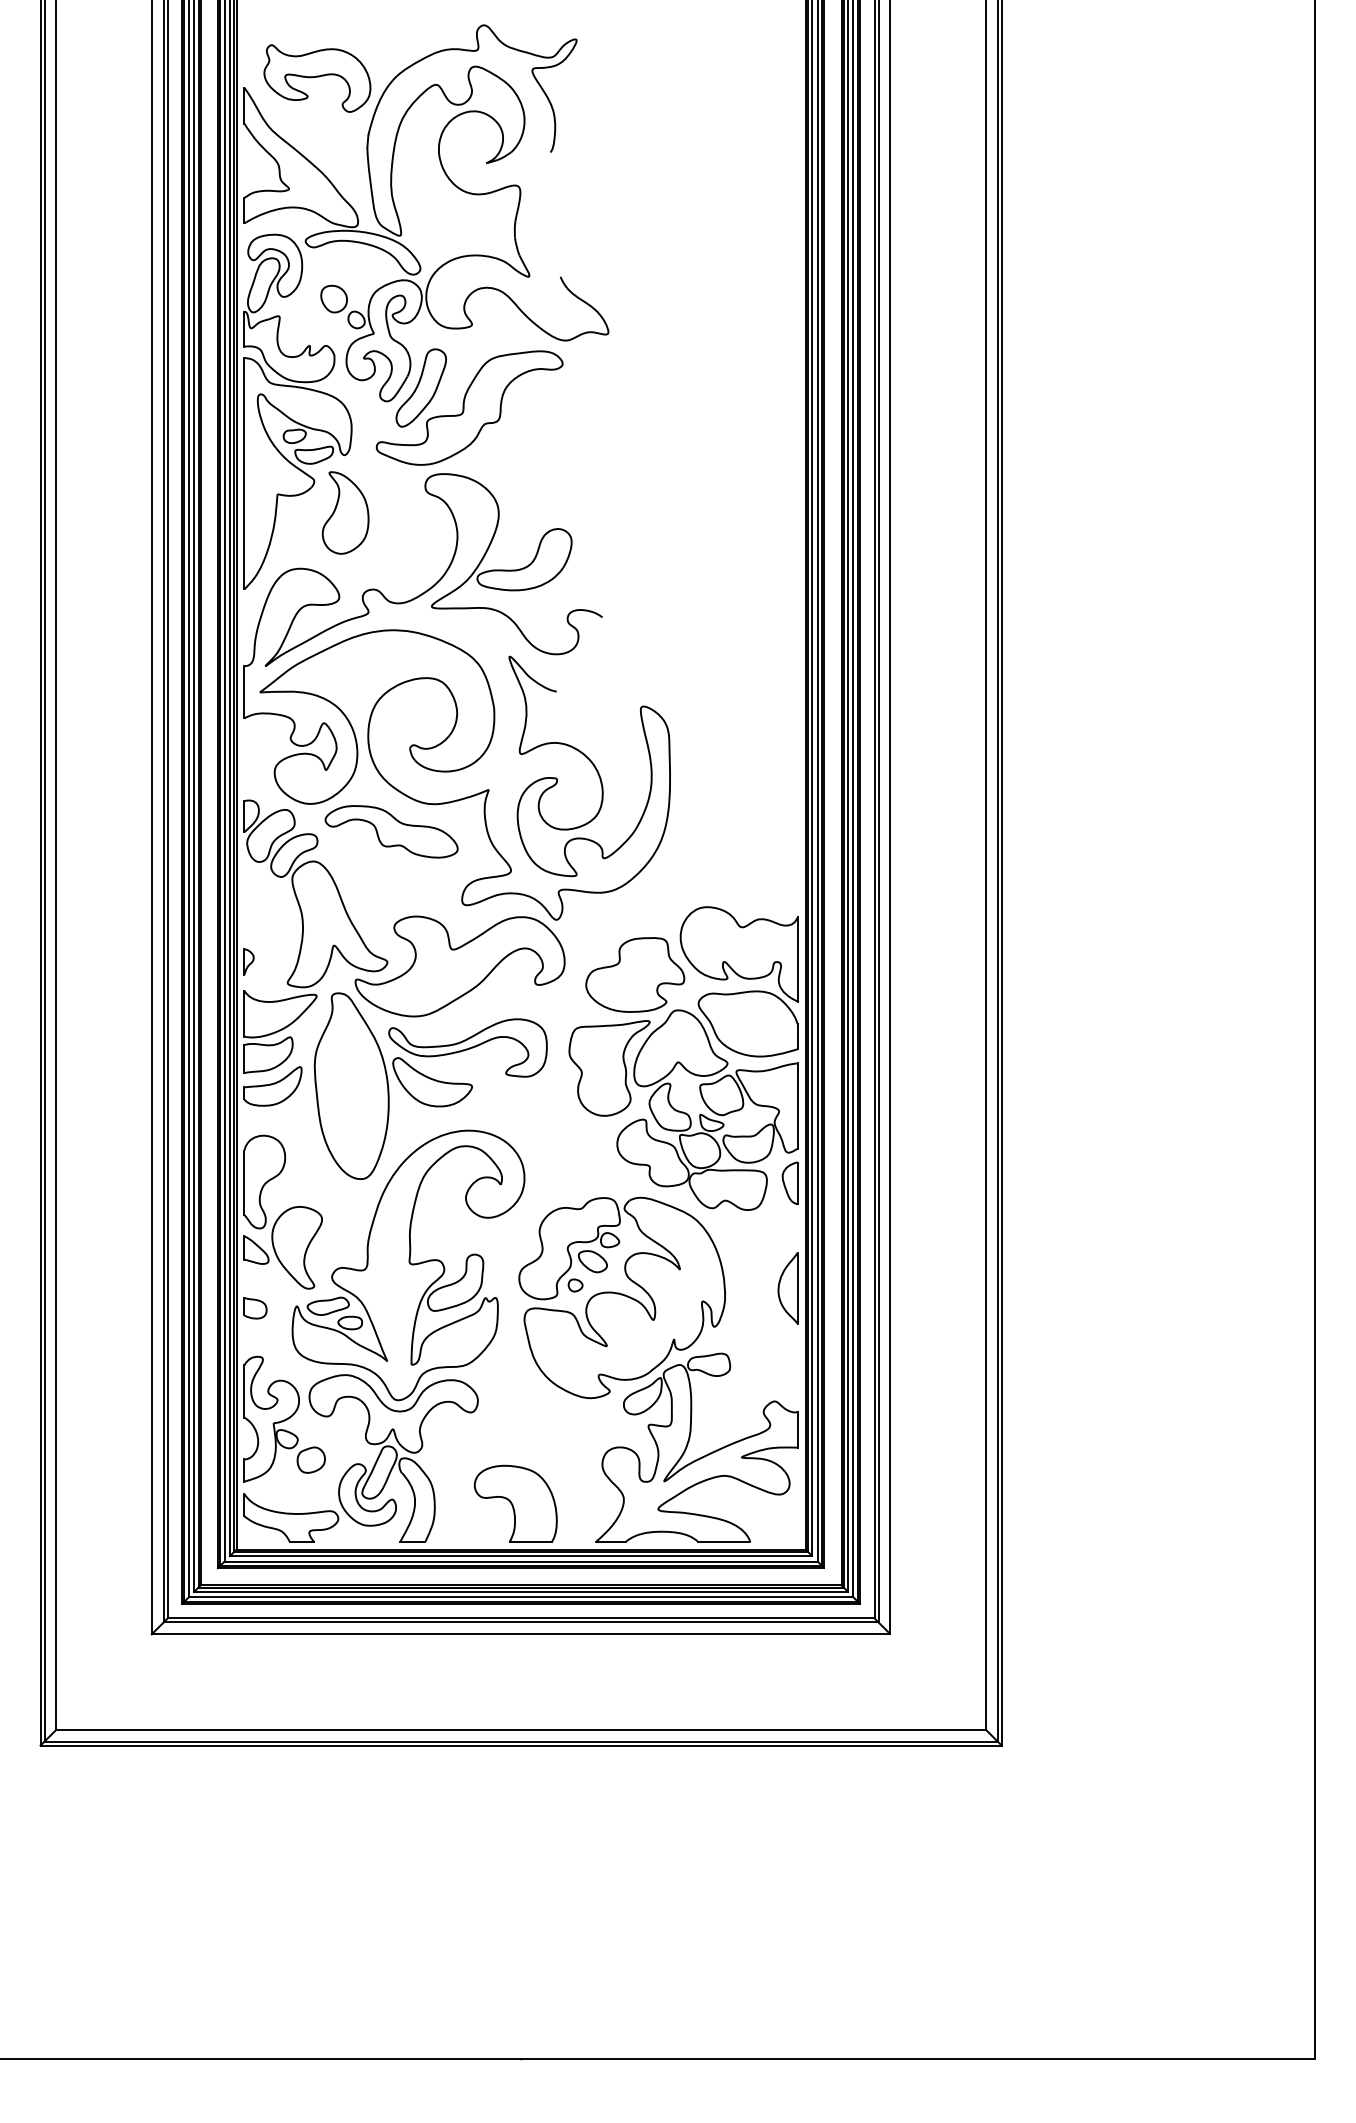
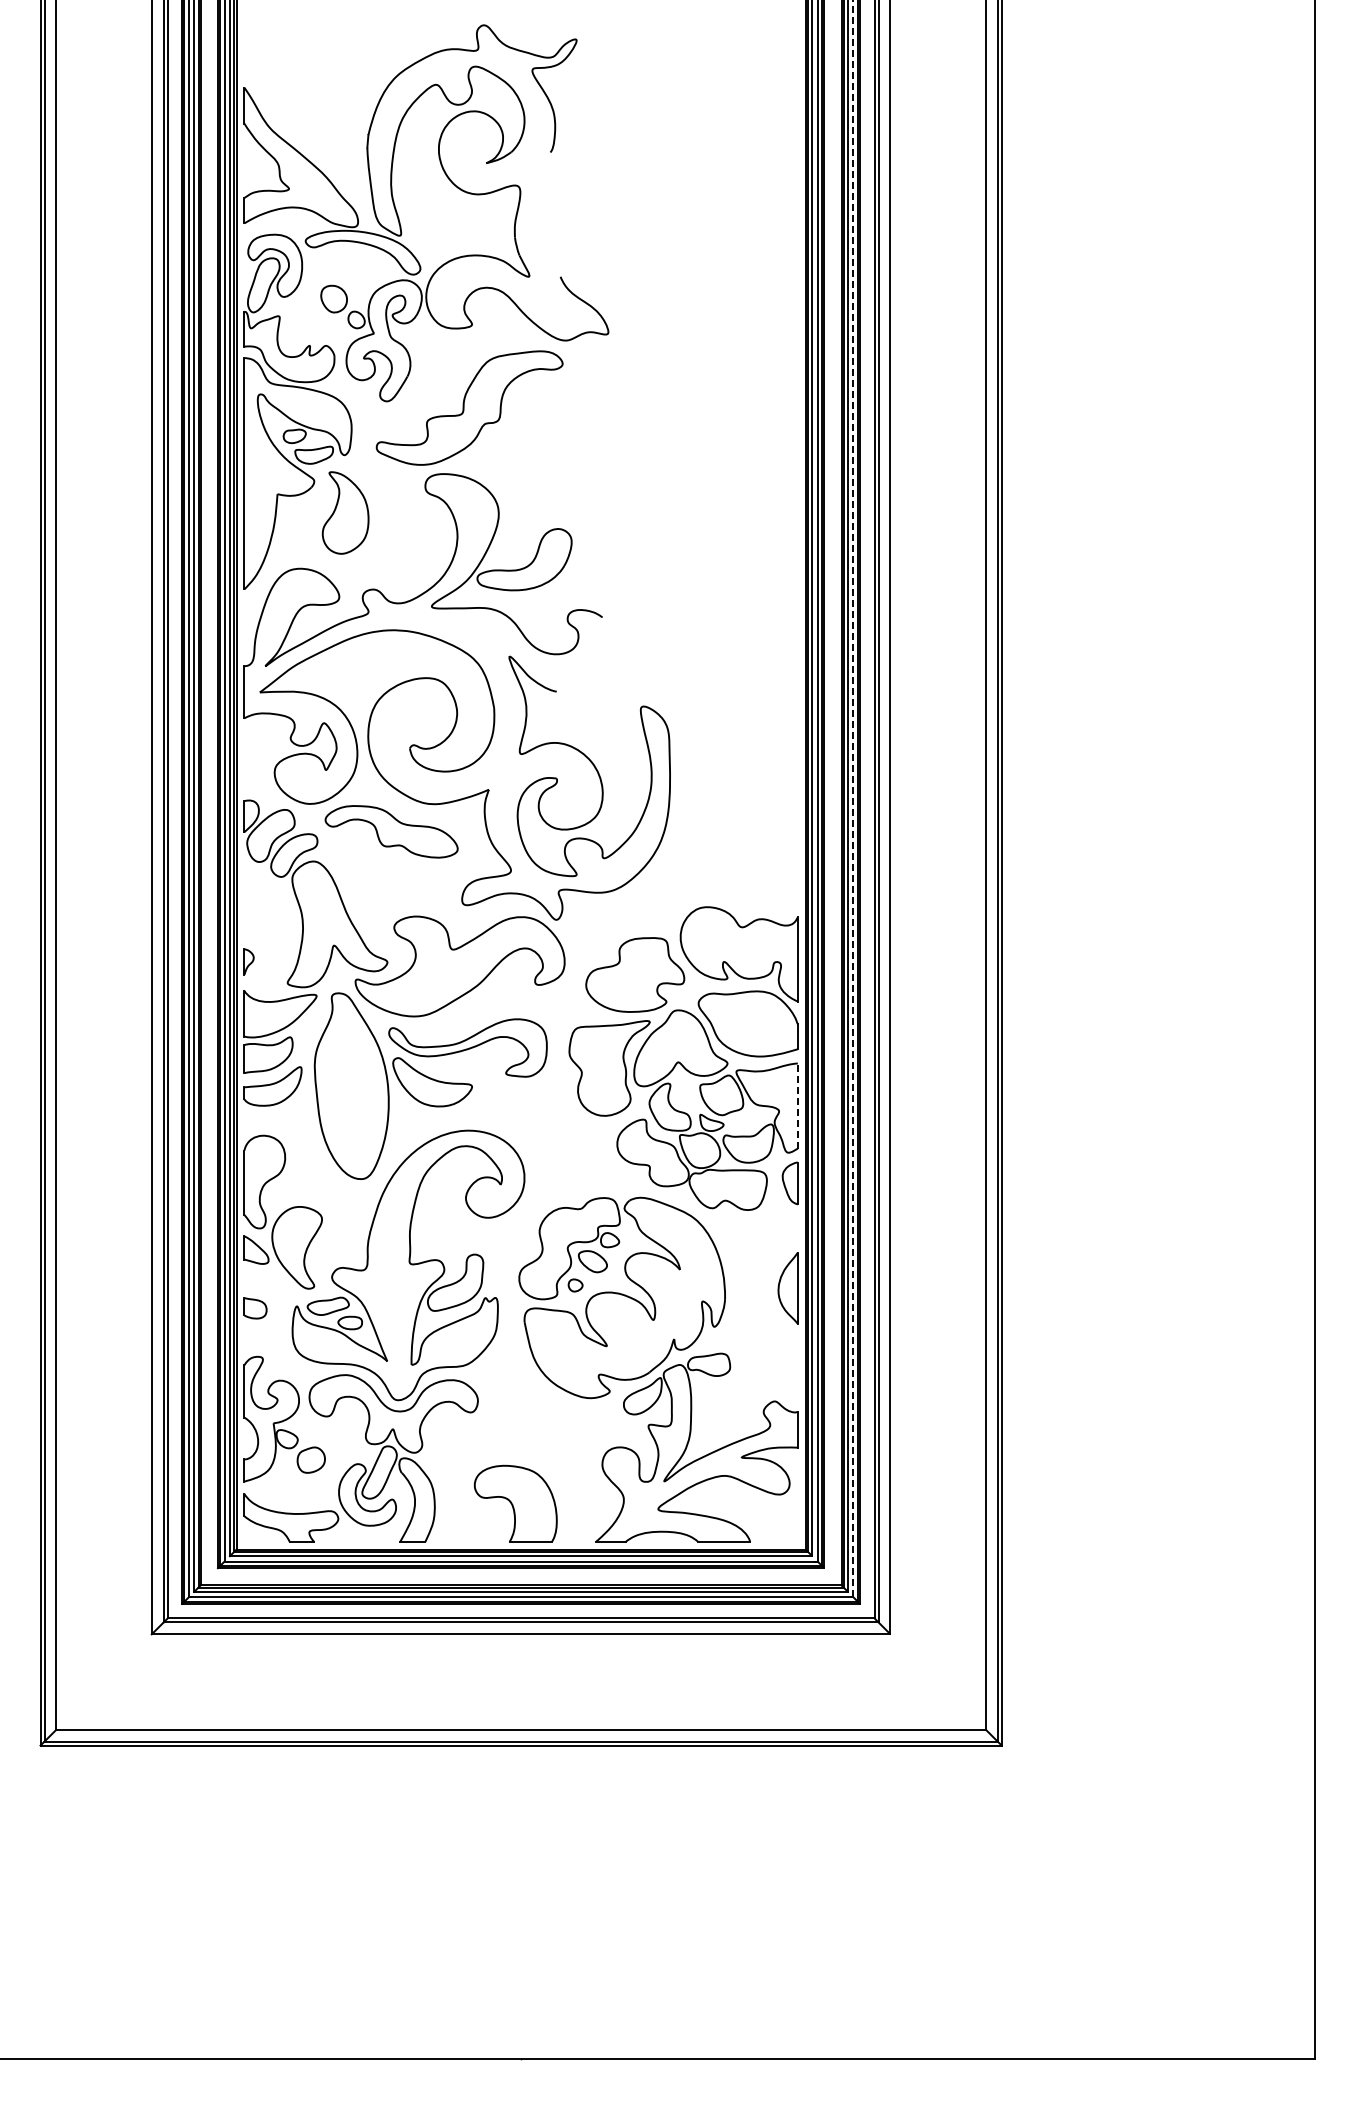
part: present -> none (317, 78)
part: present -> none (420, 387)
line: solid -> dashed (853, 798)
line: solid -> dashed (797, 1106)
